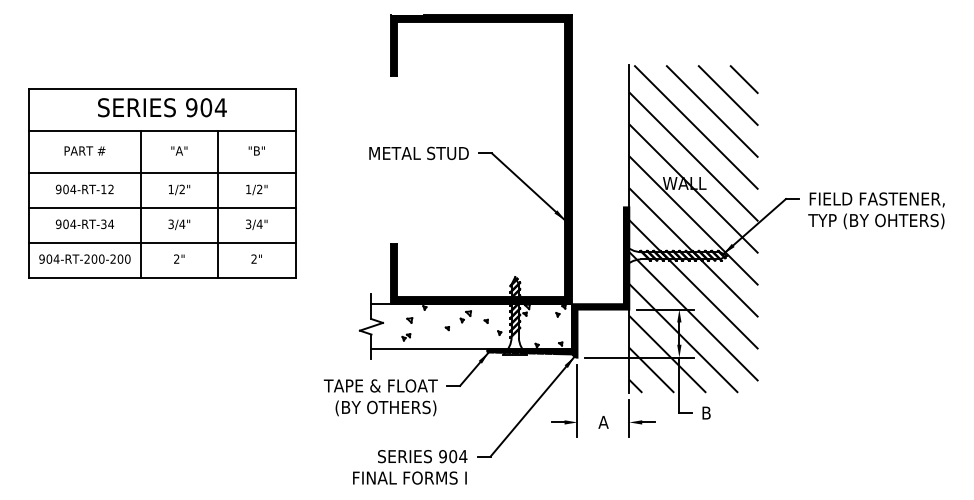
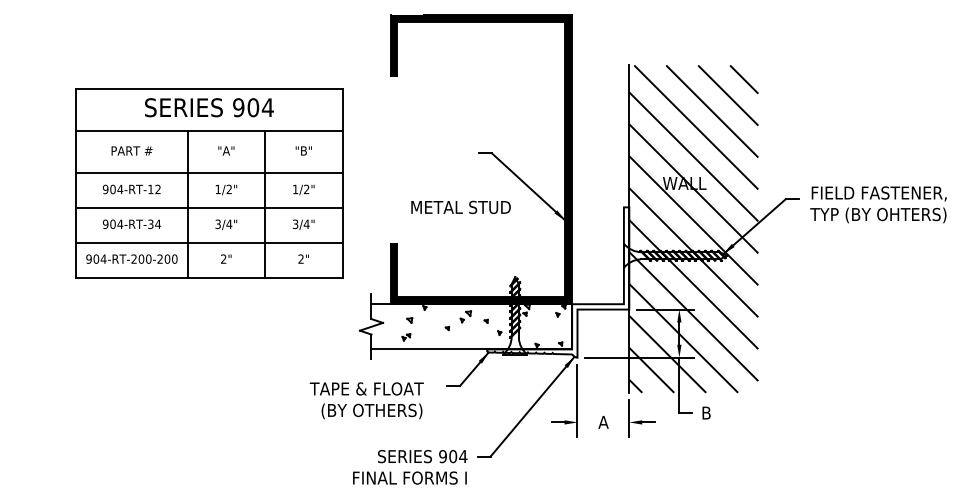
text position: (418, 152) -> (460, 206) (460, 206)
part position: (162, 183) -> (209, 183) (209, 183)
text position: (876, 210) -> (878, 204) (878, 204)
fill: present -> none (558, 282)
text position: (380, 397) -> (366, 400) (366, 400)
